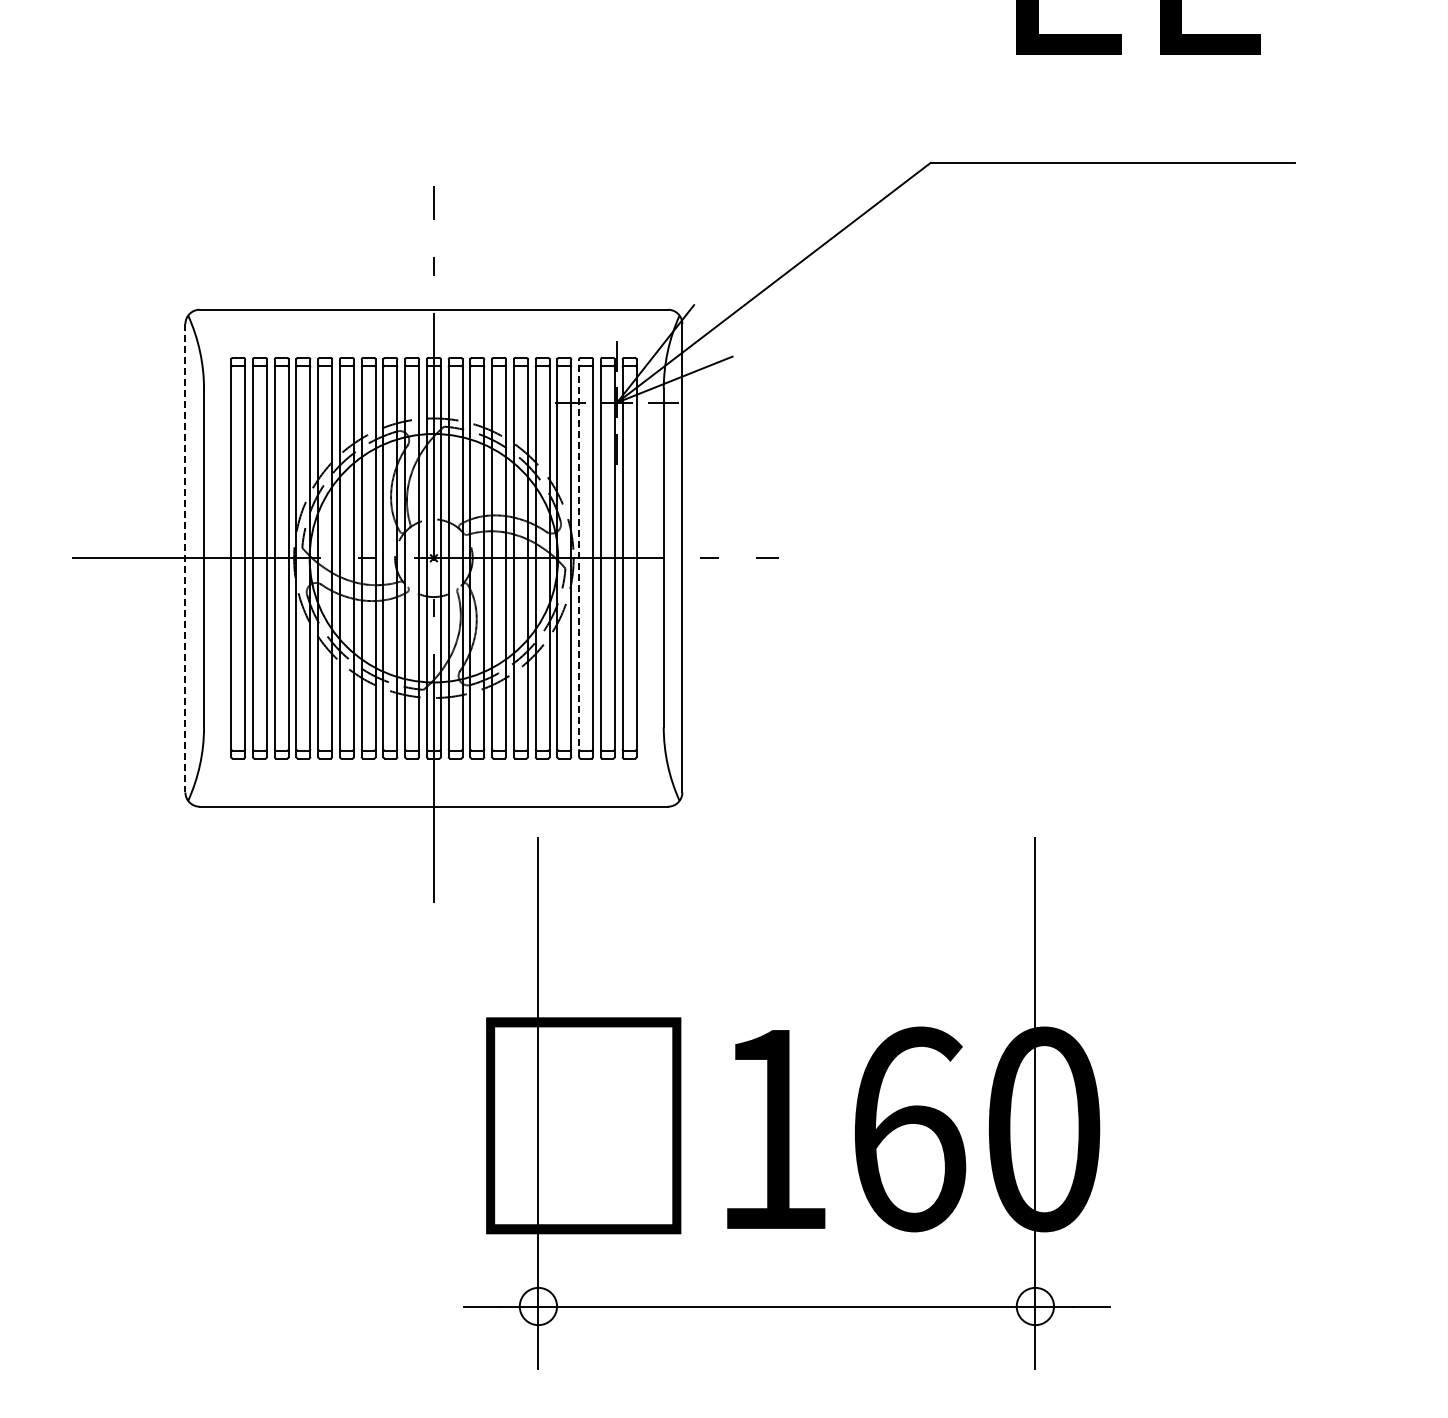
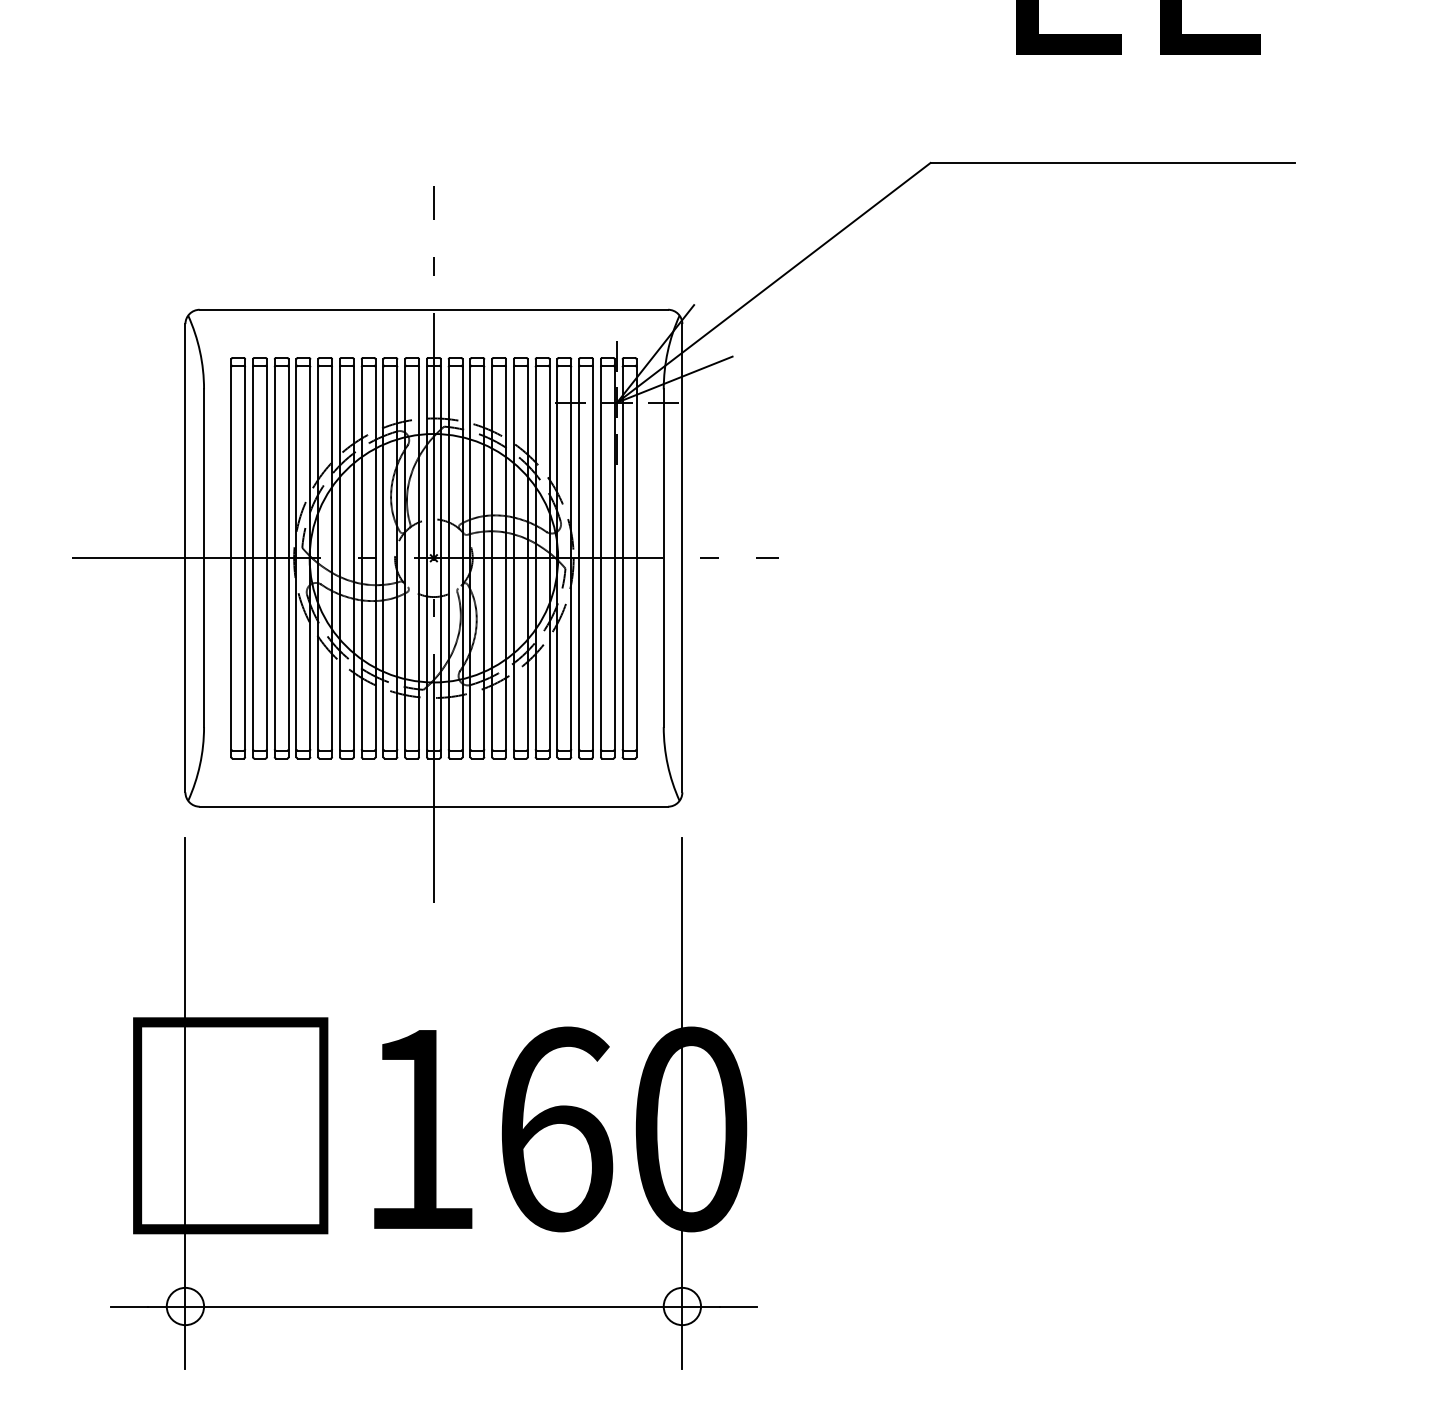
line: dashed -> solid (185, 558)
line: dashed -> solid (579, 558)
part position: (786, 1103) -> (433, 1103) (433, 1103)
